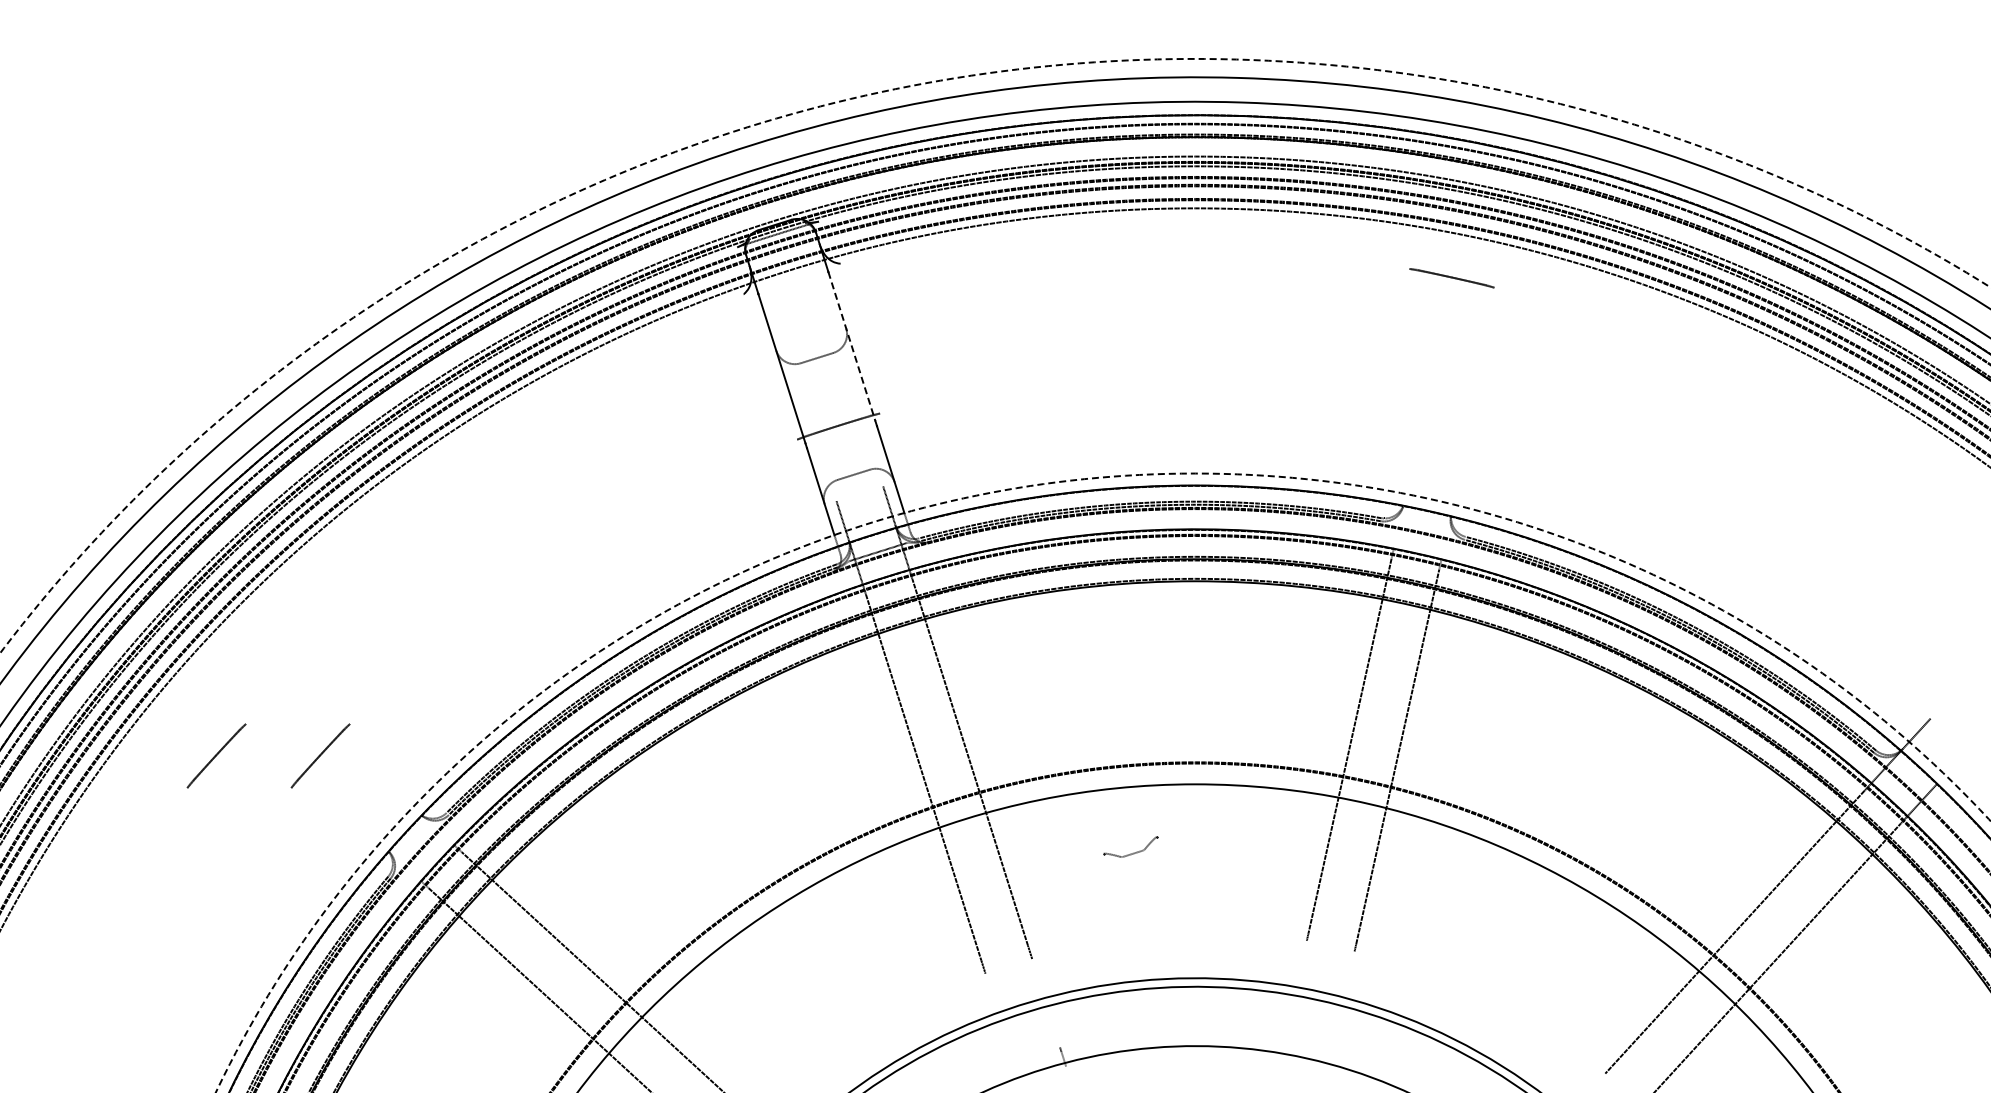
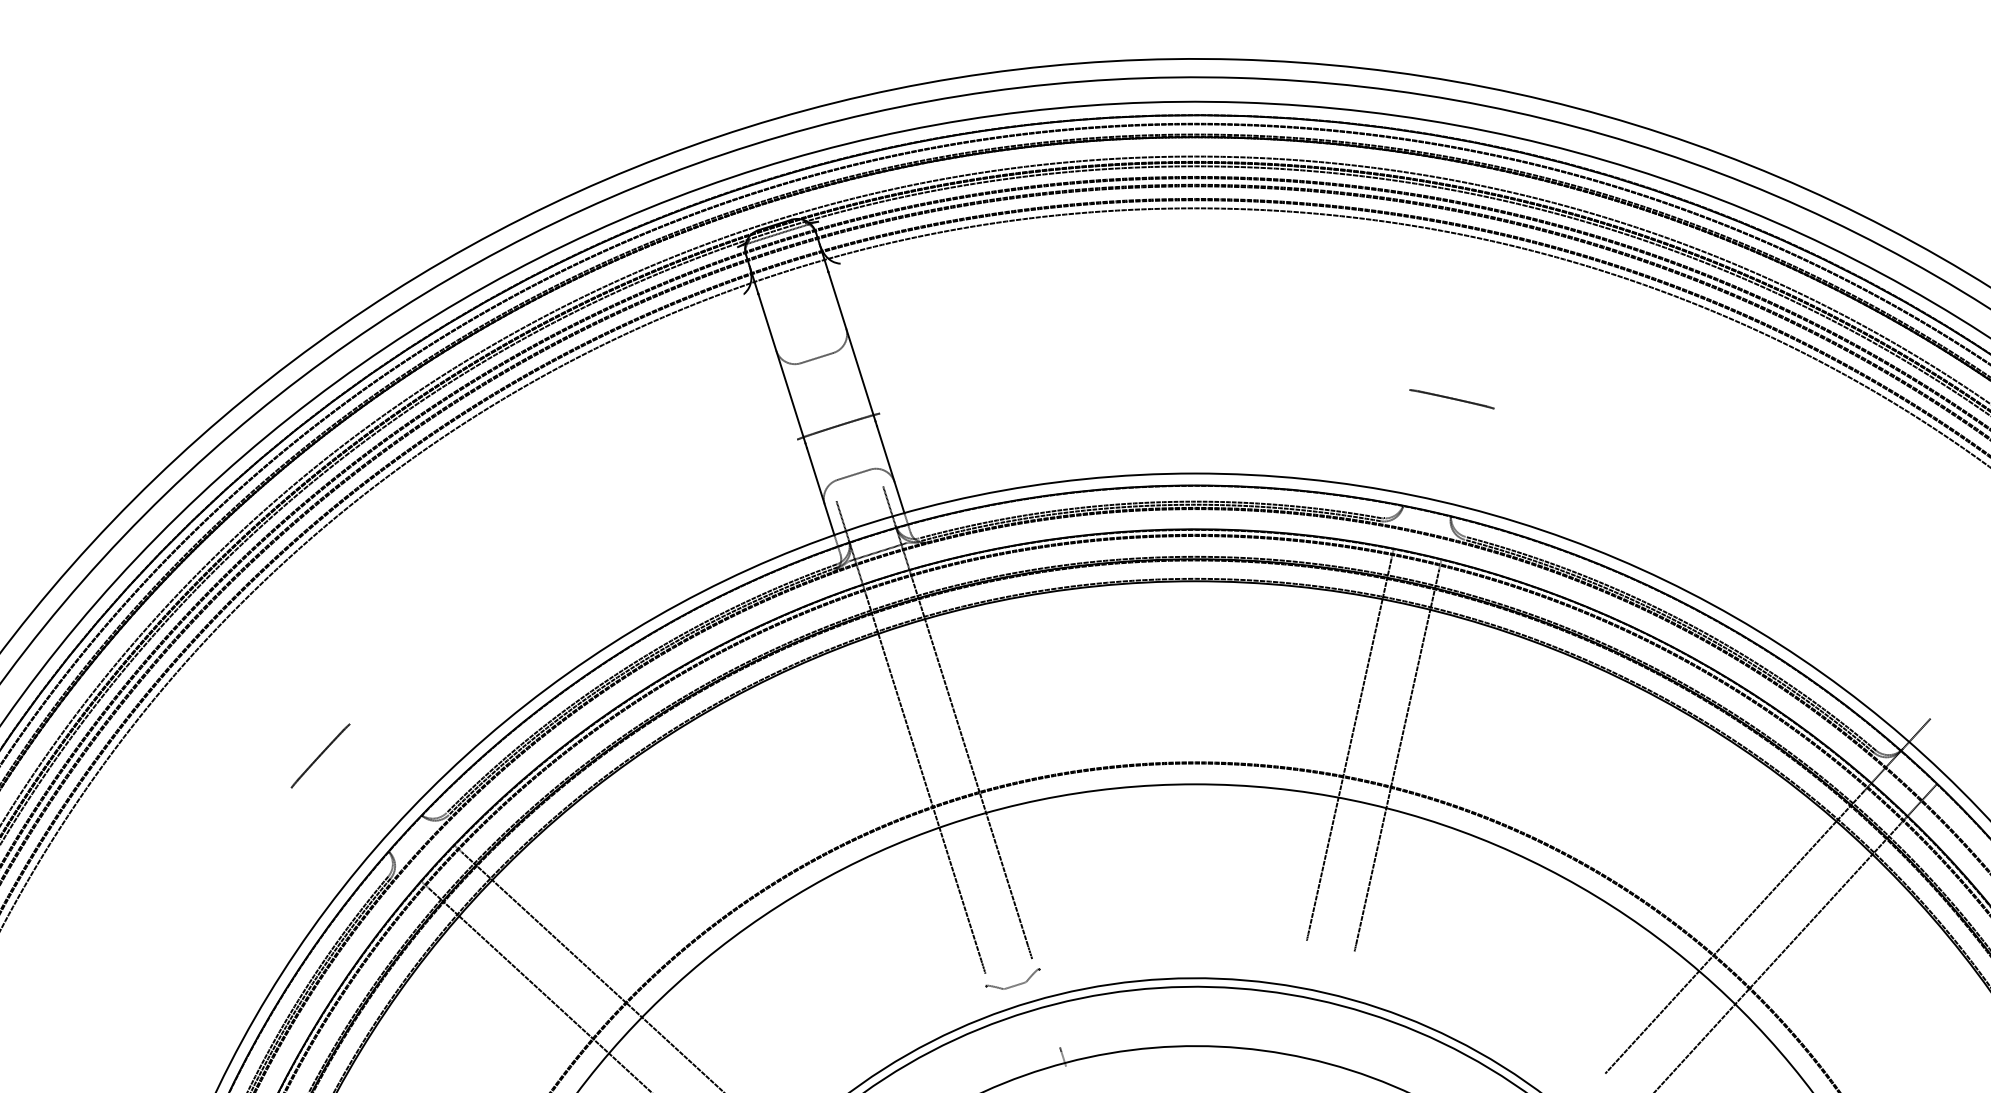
arc: dashed -> solid (921, 84)
line position: (1451, 278) -> (1451, 399) (1451, 399)
line: dashed -> solid (852, 347)
line: present -> none (216, 755)
circle: dashed -> solid (1102, 782)
part position: (1133, 852) -> (1015, 984) (1015, 984)
